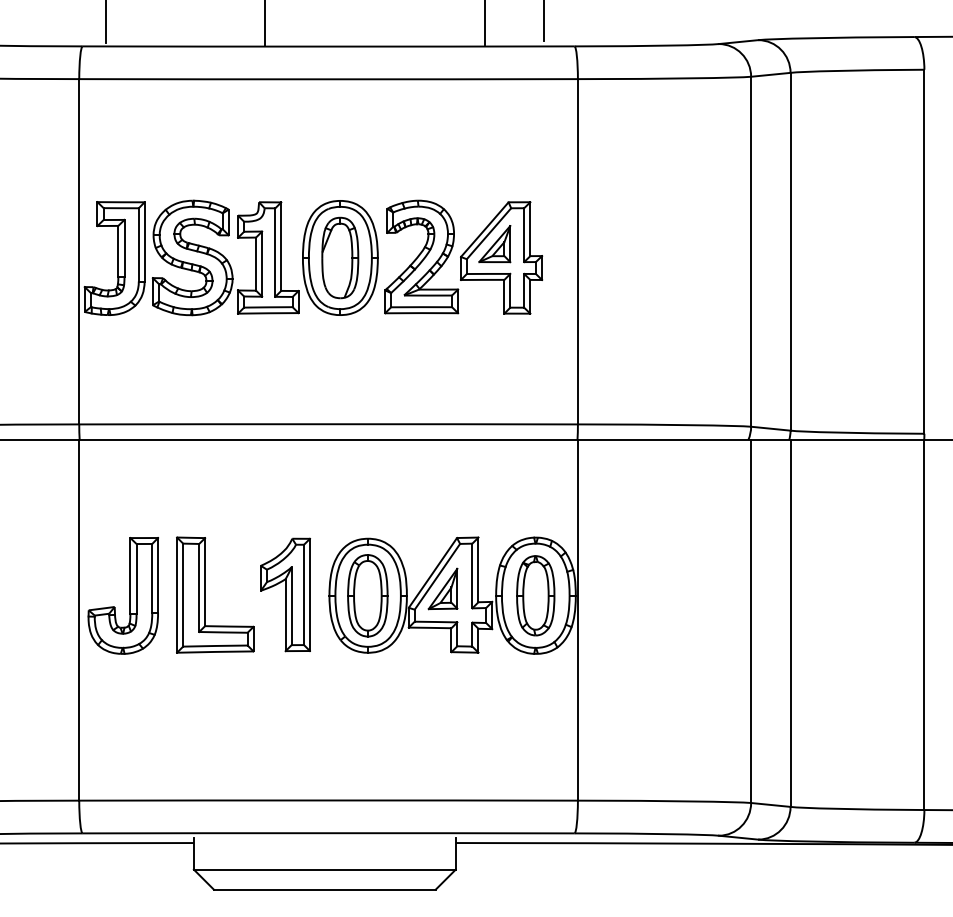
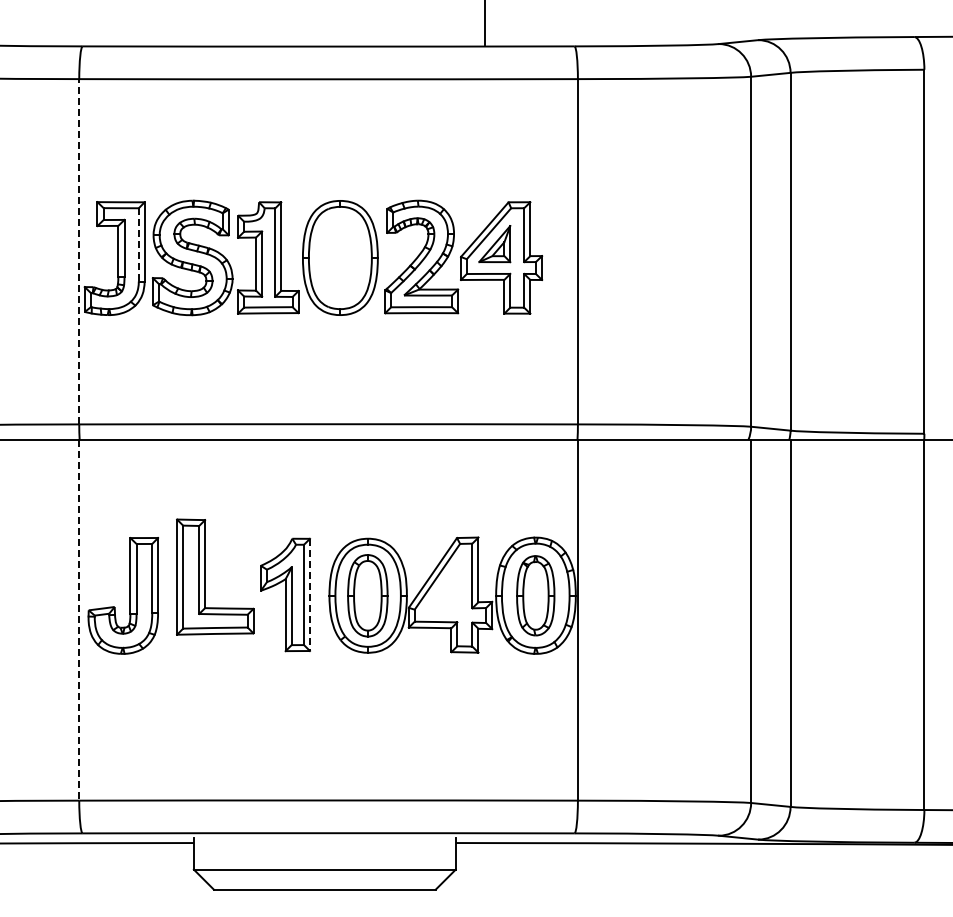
line: present -> none (544, 21)
line: present -> none (105, 22)
line: present -> none (265, 23)
line: solid -> dashed (138, 244)
line: solid -> dashed (79, 251)
part: present -> none (340, 257)
part: present -> none (442, 588)
part position: (205, 594) -> (205, 576) (205, 576)
line: solid -> dashed (309, 595)
line: solid -> dashed (79, 620)
